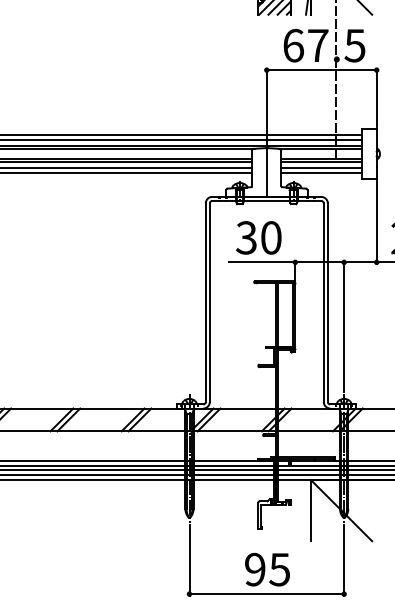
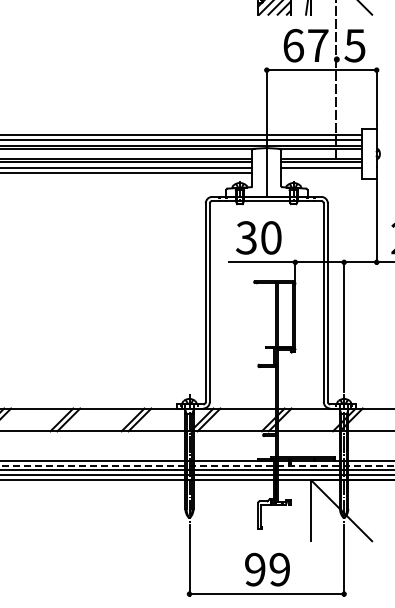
line: present -> none (321, 172)
line: solid -> dashed (197, 465)
text: 95 -> 99 (279, 569)
